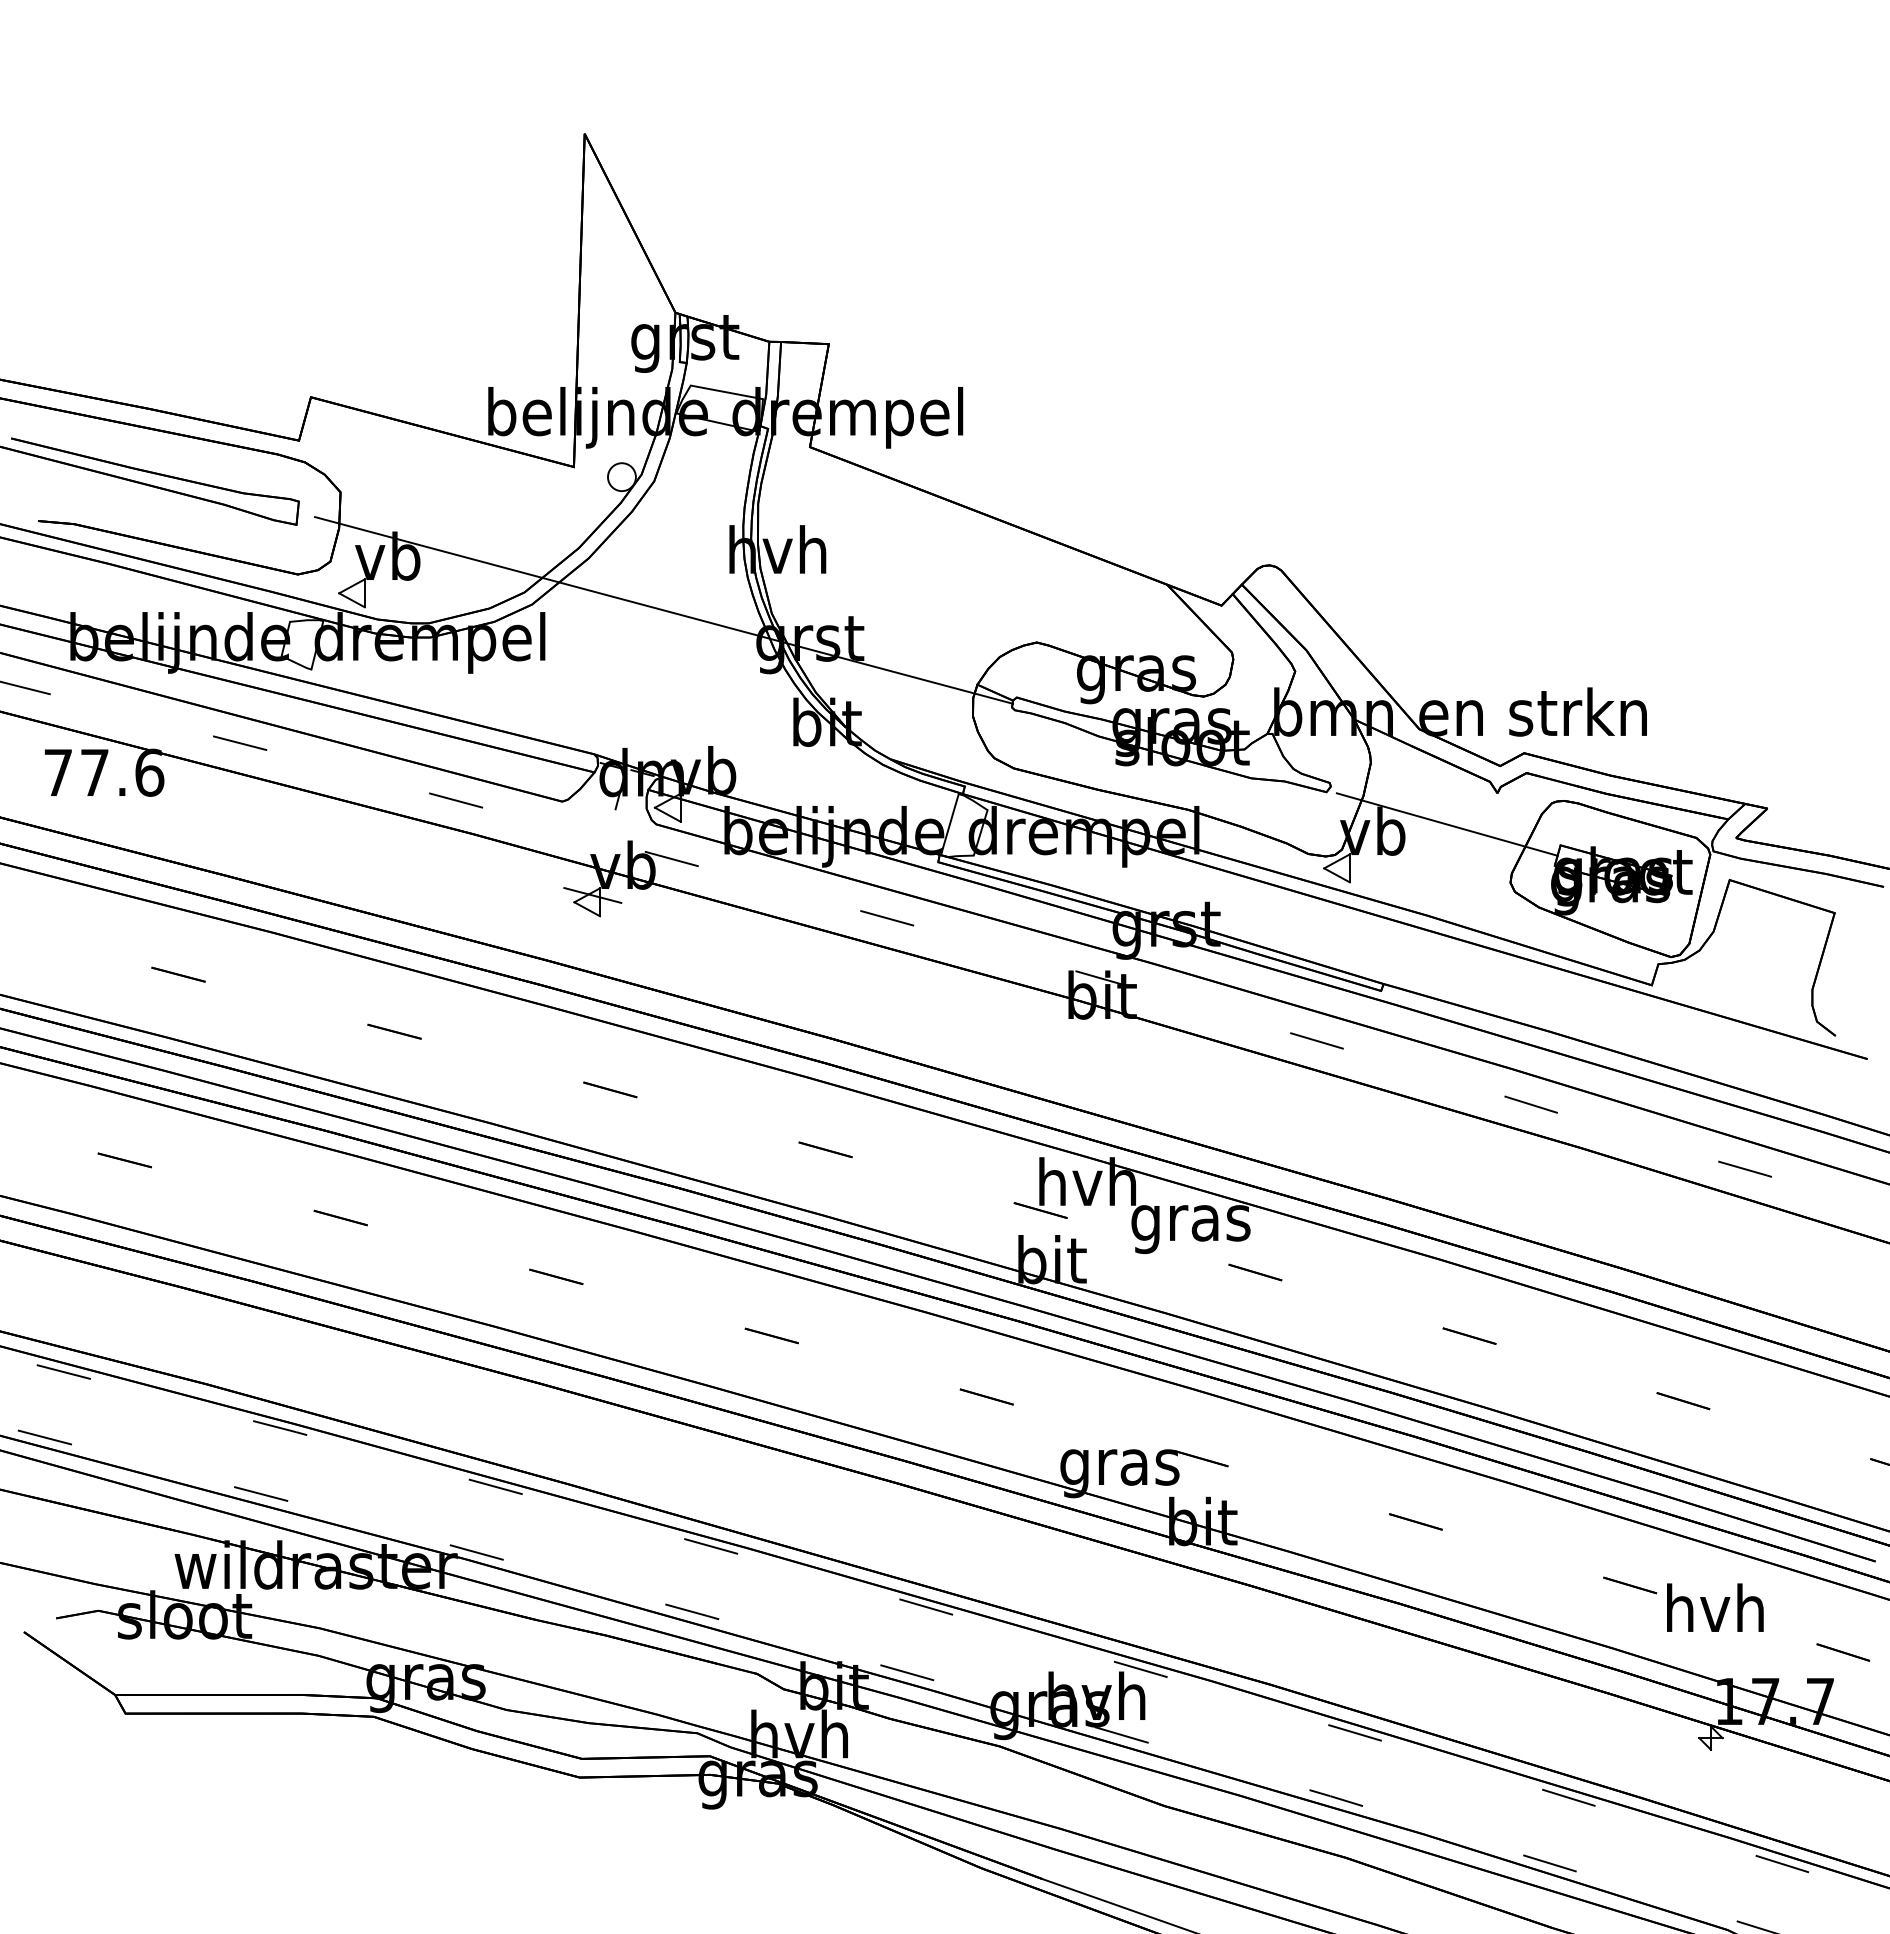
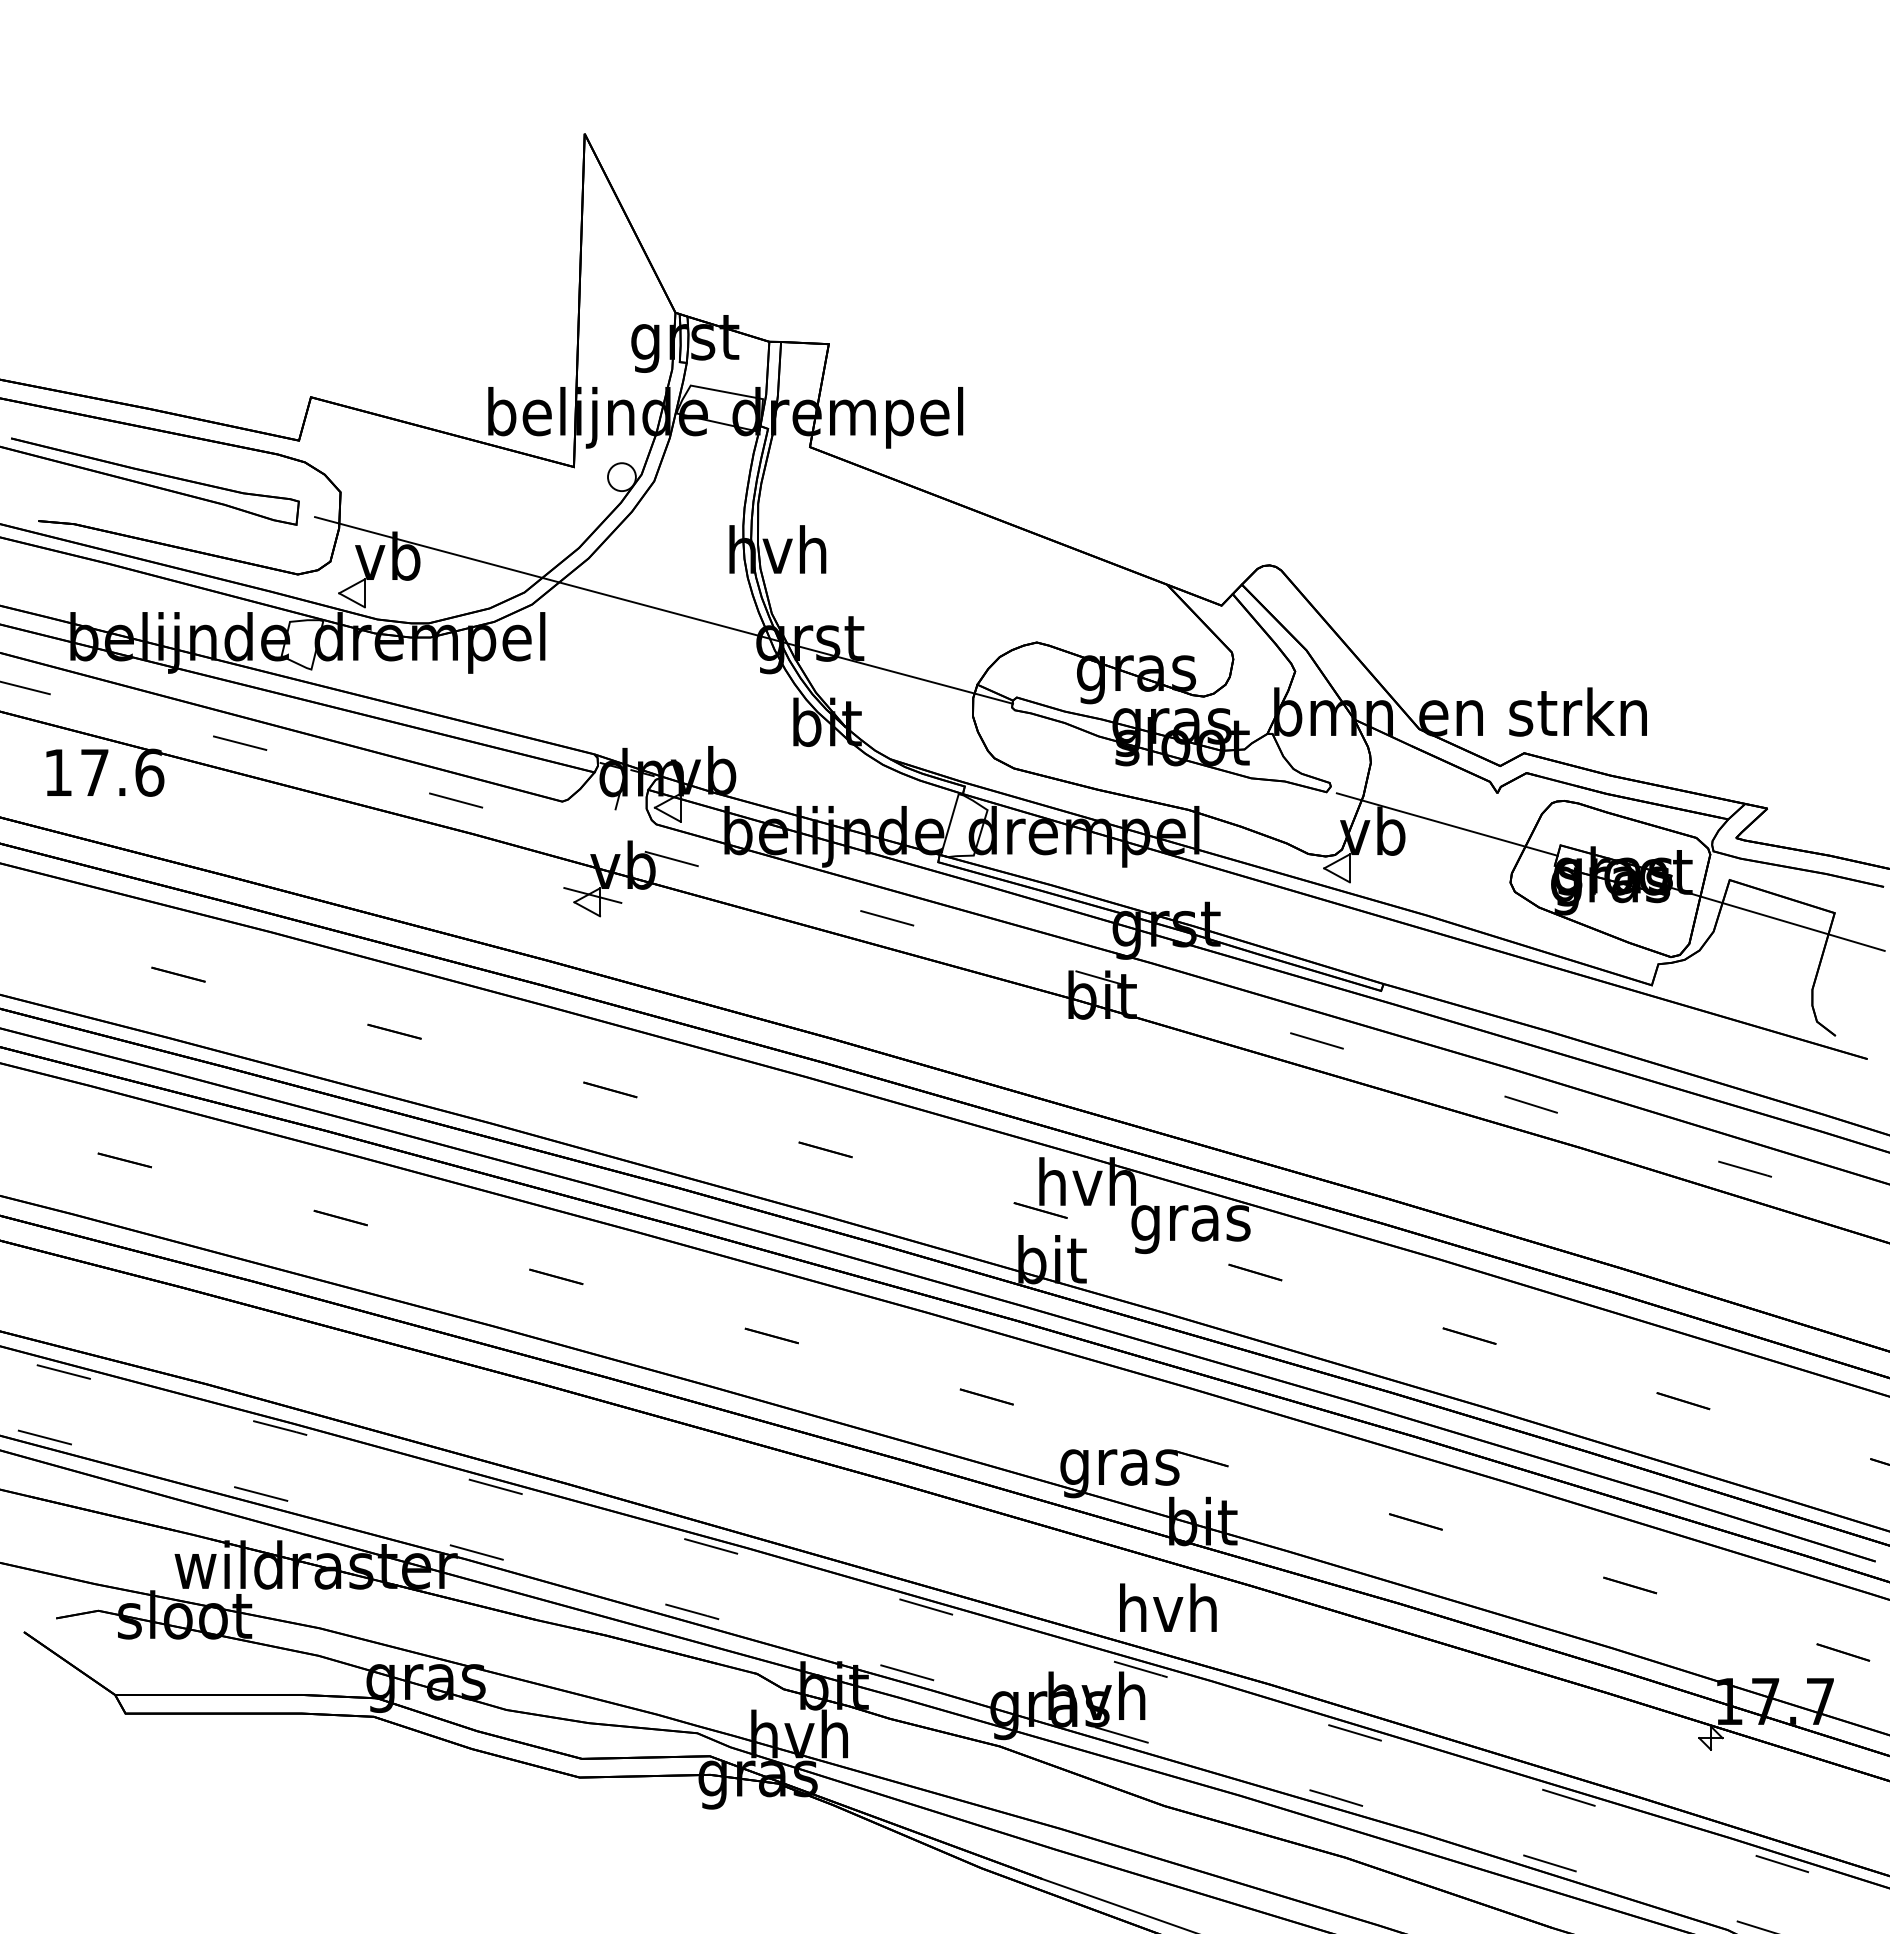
text: 77.6 -> 17.6 (57, 772)
line: none -> present (1775, 918)
text position: (1715, 1607) -> (1168, 1607) (1168, 1607)
